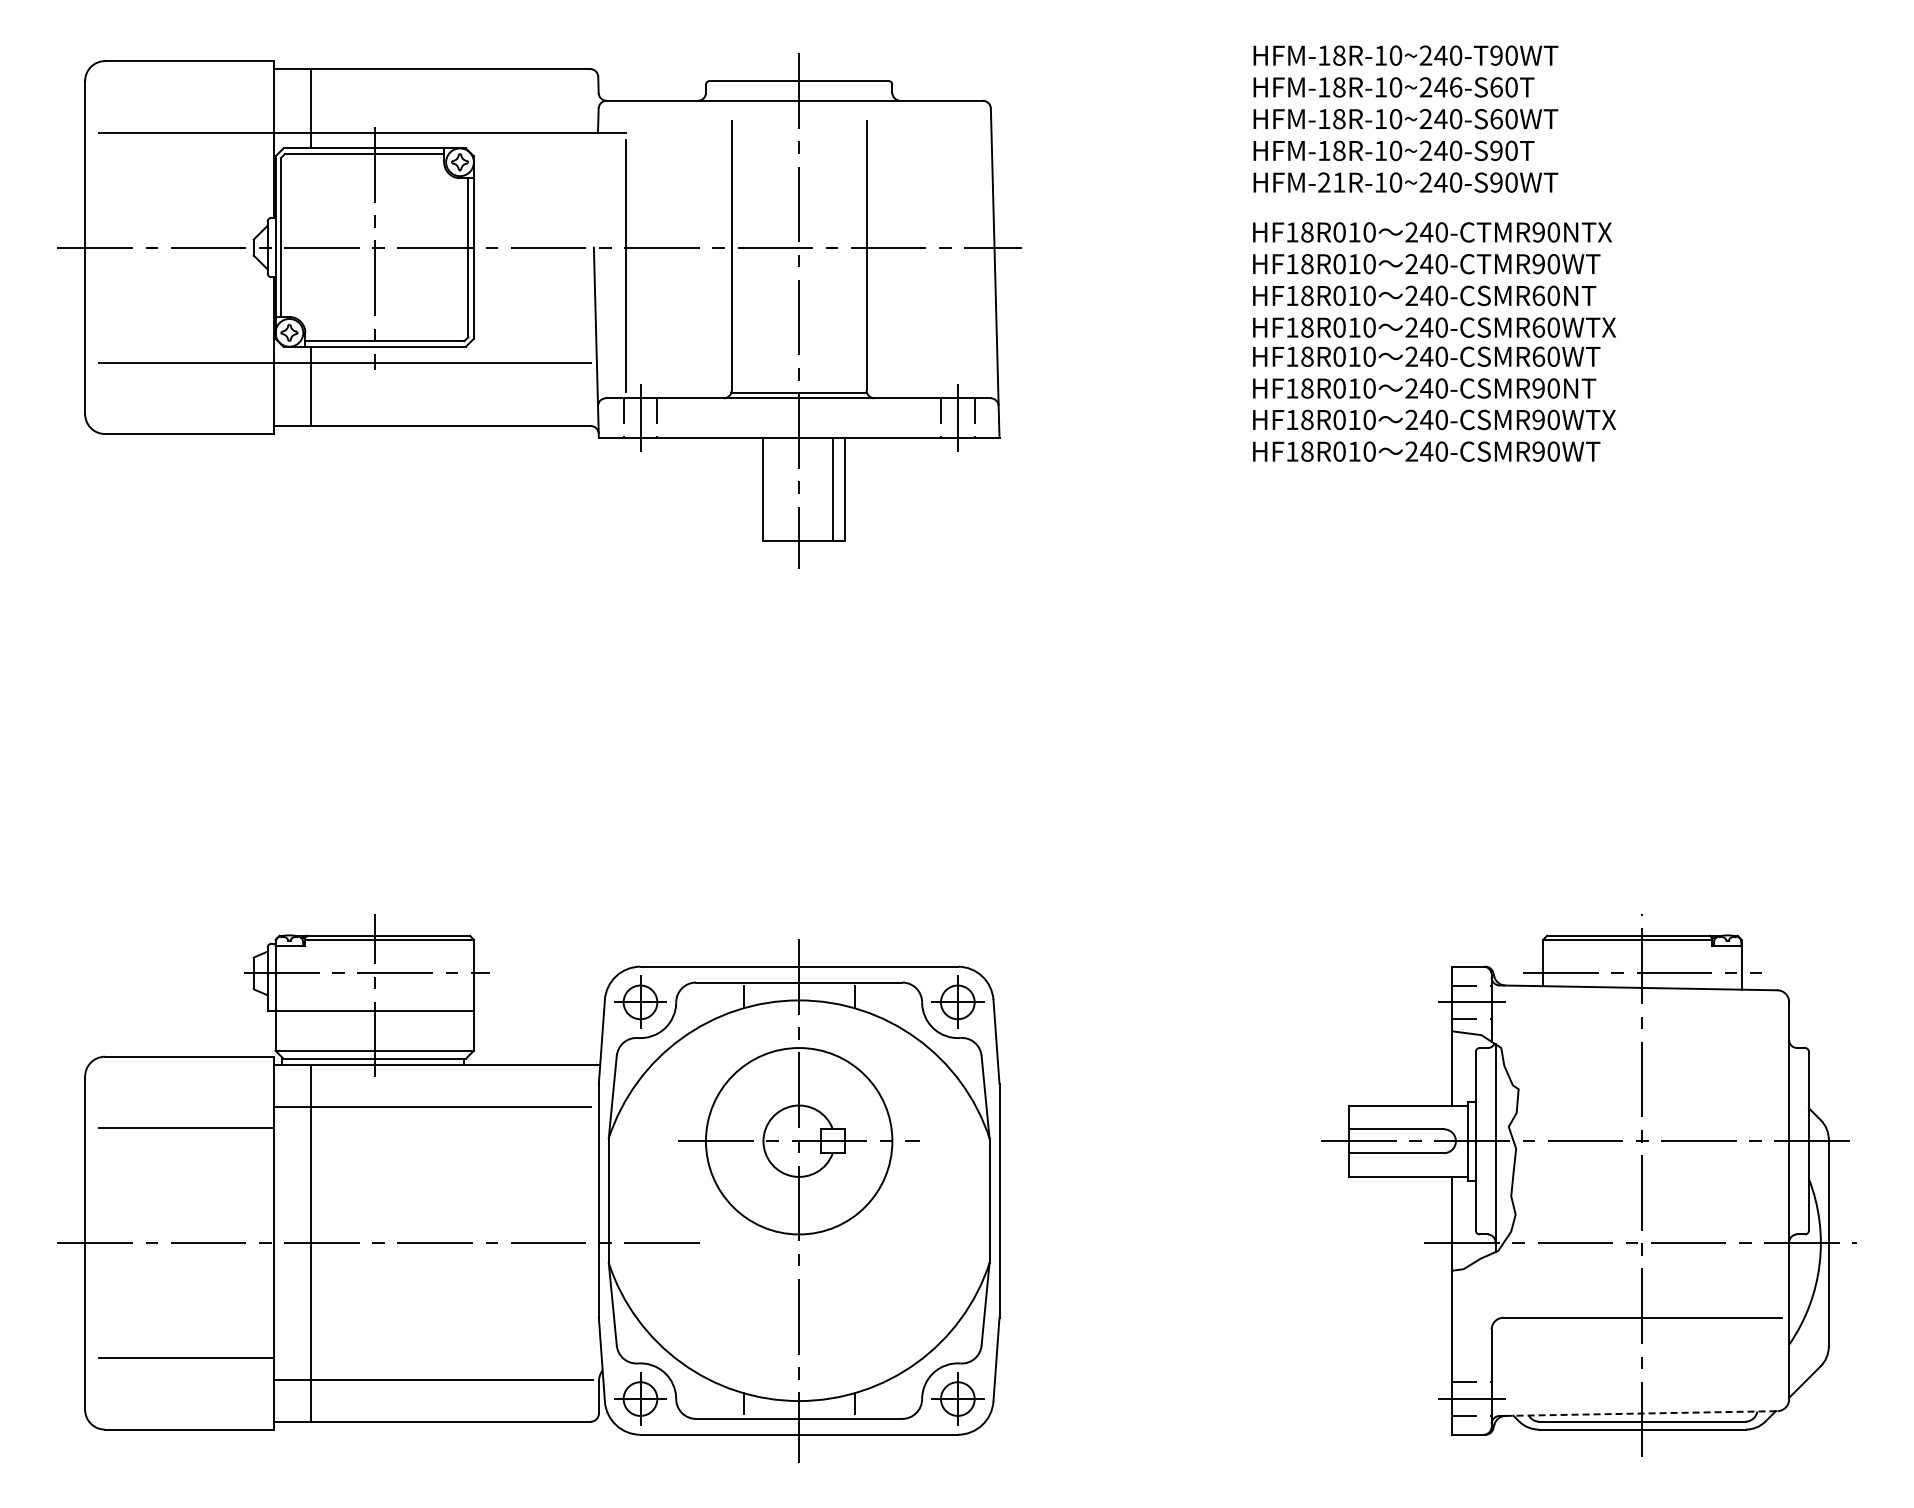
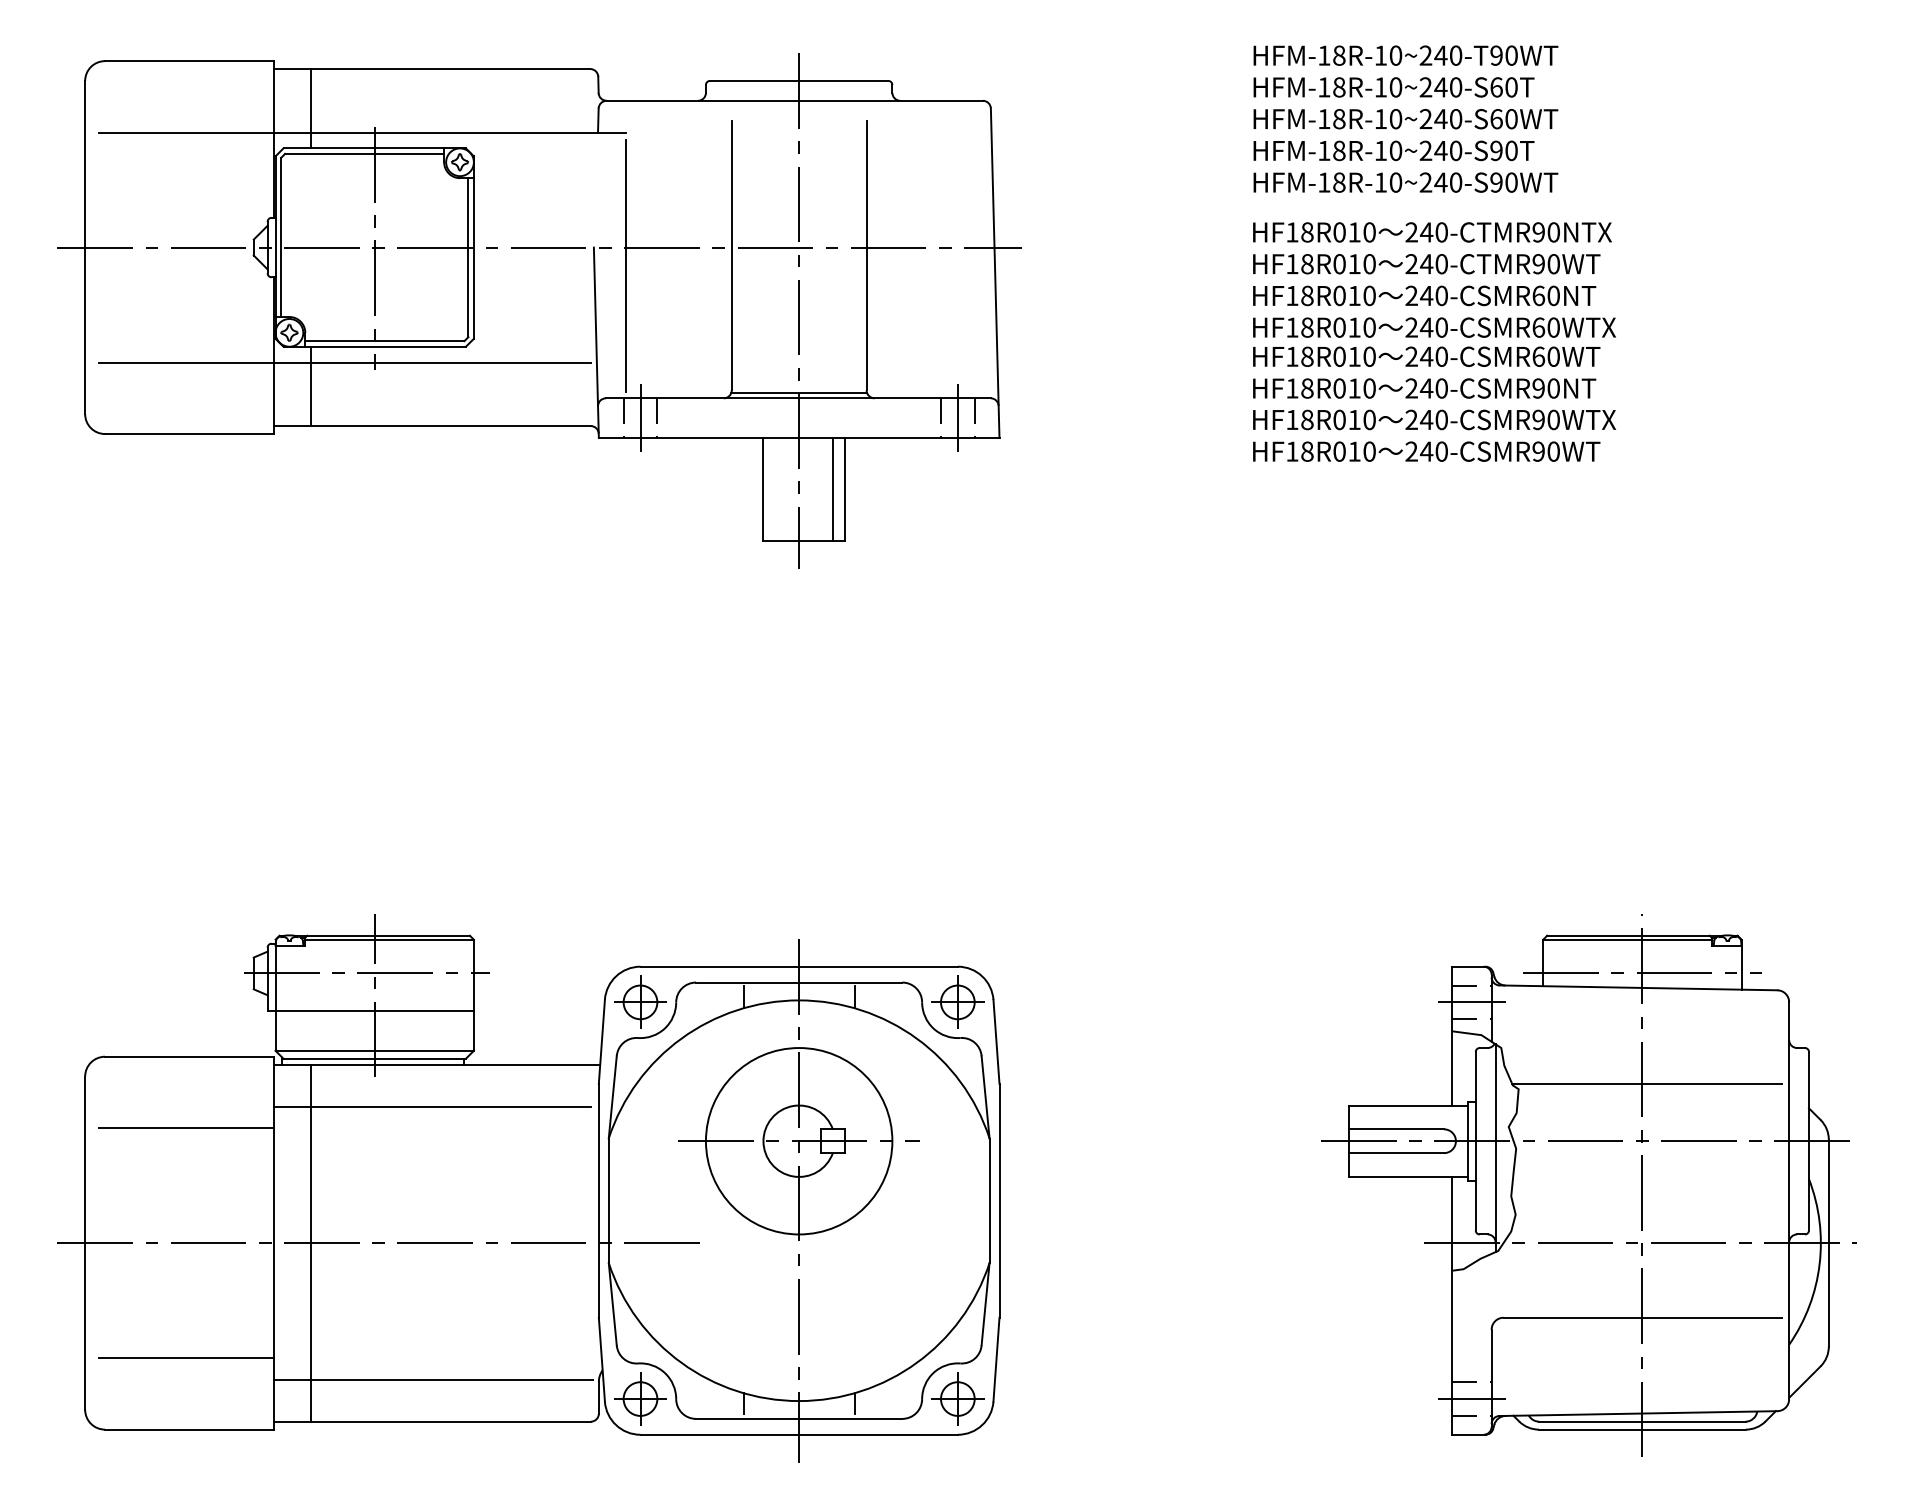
text: HFM-18R-10~246-S60T -> HFM-18R-10~240-S60T (1456, 87)
text: HFM-21R-10~240-S90WT -> HFM-18R-10~240-S90WT (1331, 182)
line: none -> present (1647, 1083)
line: dashed -> solid (1641, 1413)
